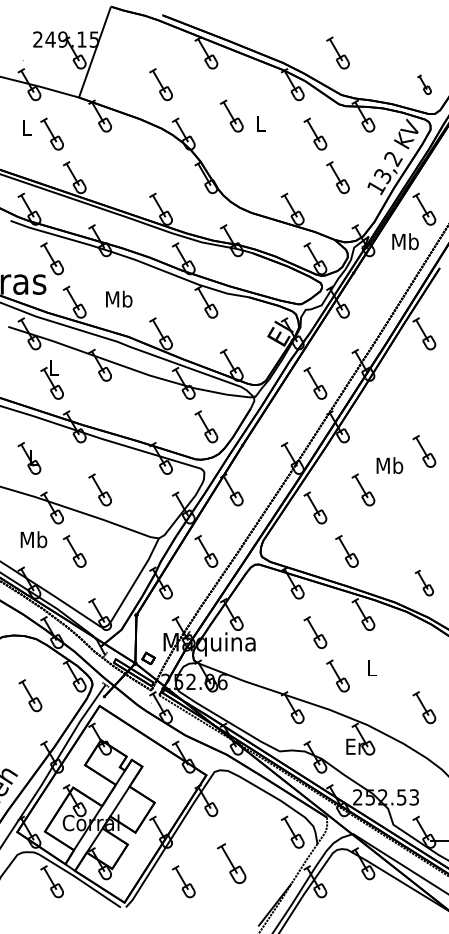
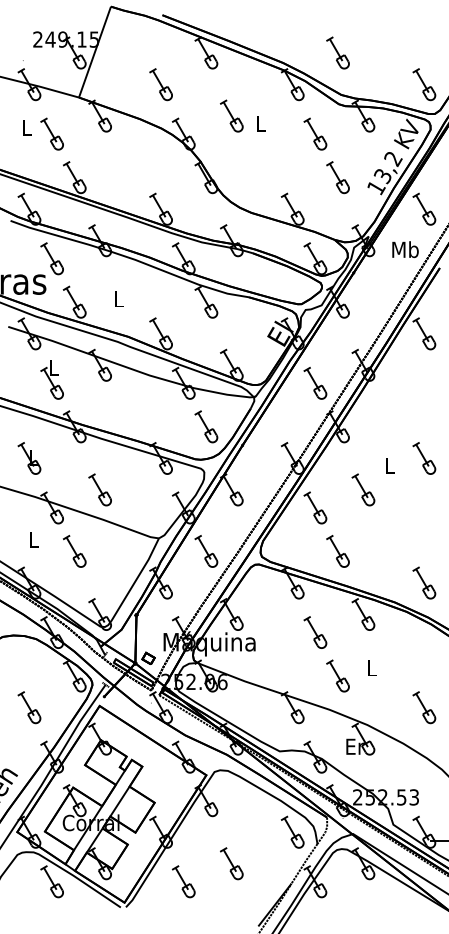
part size: 15x21 px -> 25x34 px (424, 84)
text position: (405, 241) -> (405, 249) (405, 249)
text: Mb -> L (119, 298)
part position: (424, 451) -> (424, 458) (424, 458)
text: Mb -> L (389, 465)
text: Mb -> L (33, 539)
part position: (346, 551) -> (337, 551) (337, 551)
part size: 20x28 px -> 25x34 px (424, 582)
part position: (30, 695) -> (29, 707) (29, 707)
part size: 30x41 px -> 24x34 px (231, 863)
